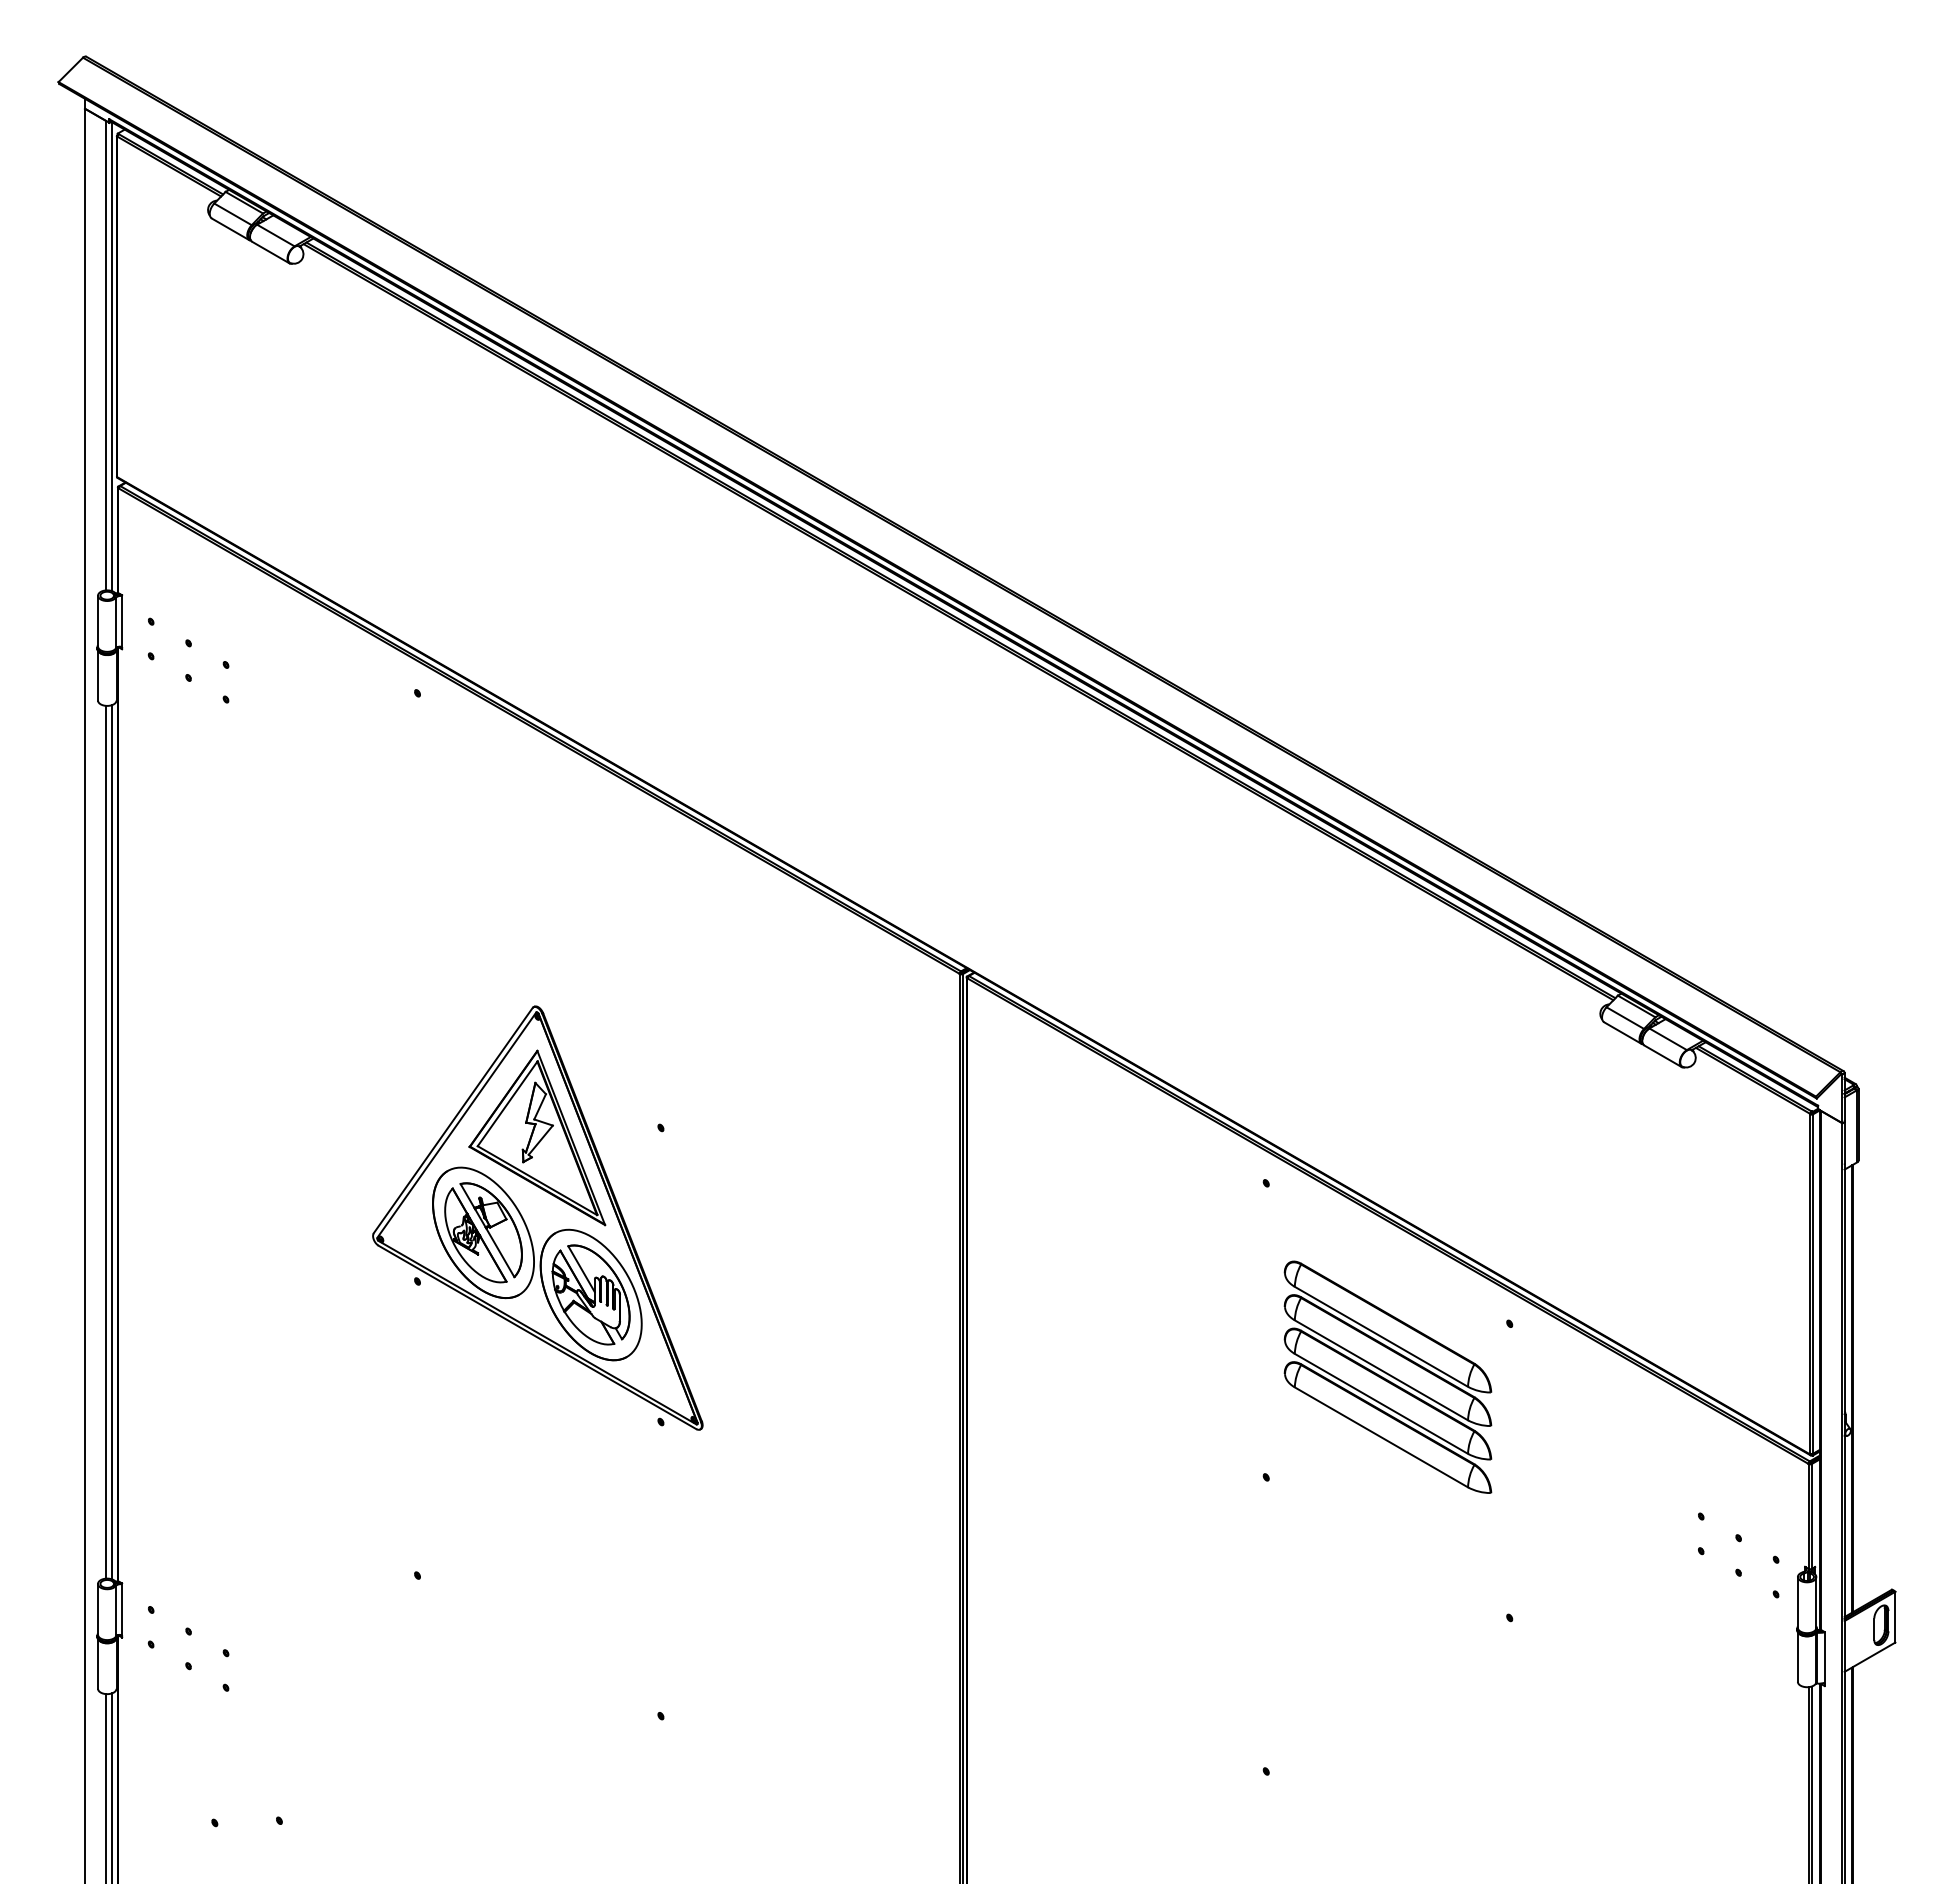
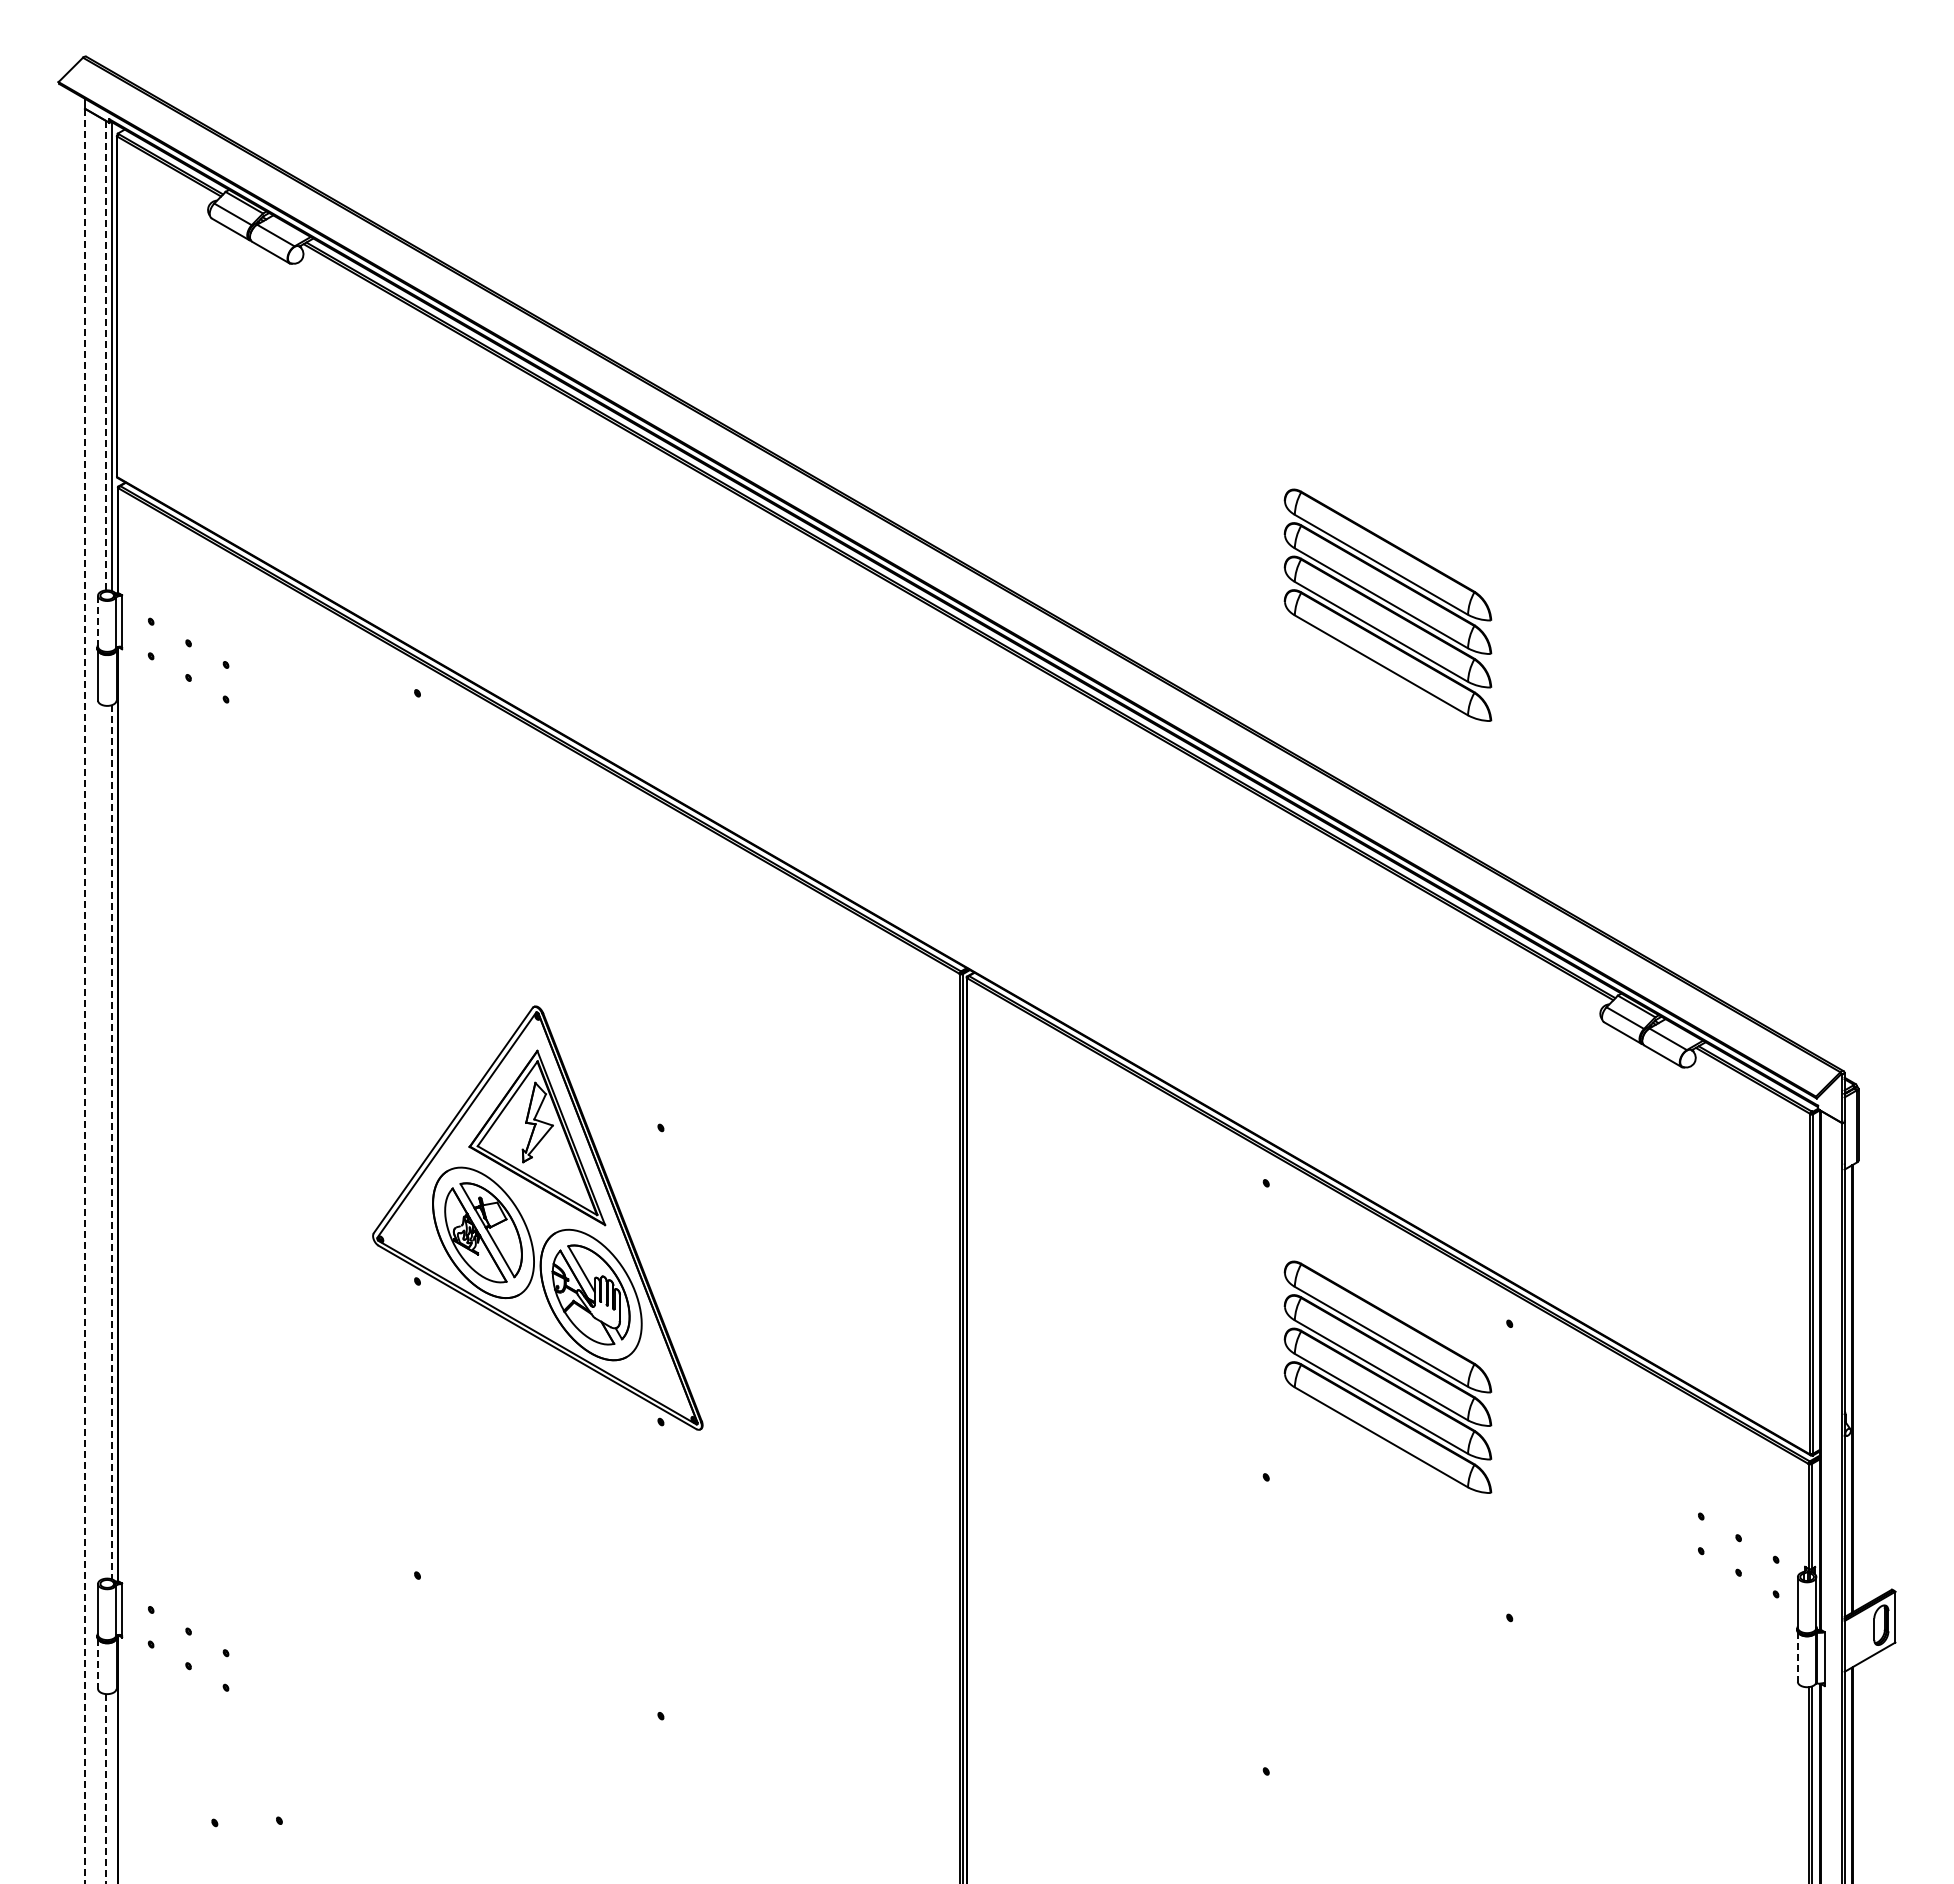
line: solid -> dashed (106, 355)
part: none -> present (1387, 604)
line: solid -> dashed (98, 621)
line: solid -> dashed (85, 996)
line: present -> none (106, 1141)
line: solid -> dashed (112, 1142)
line: solid -> dashed (1797, 1657)
line: solid -> dashed (98, 1663)
line: present -> none (112, 1786)
line: solid -> dashed (106, 1789)
